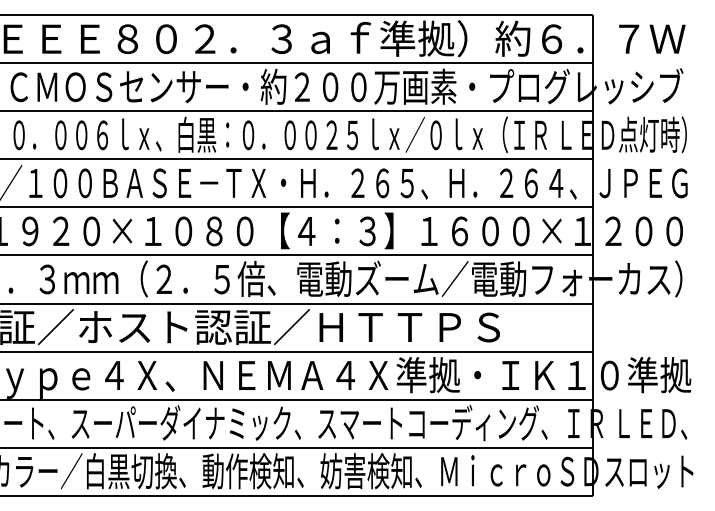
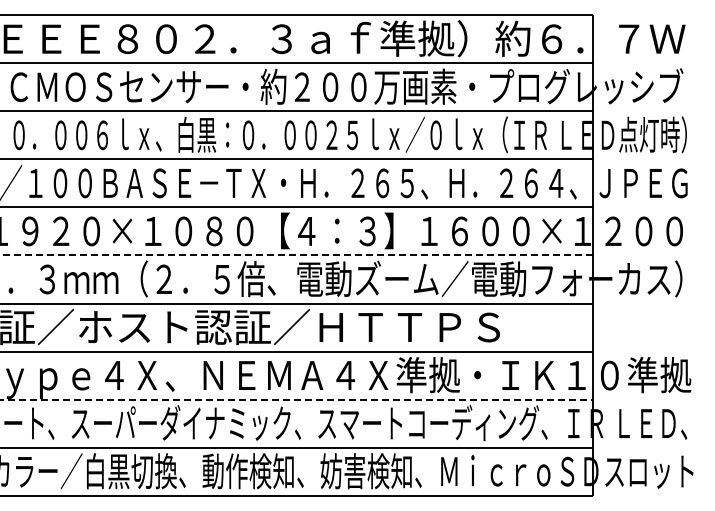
line: solid -> dashed (296, 255)
line: solid -> dashed (297, 399)
